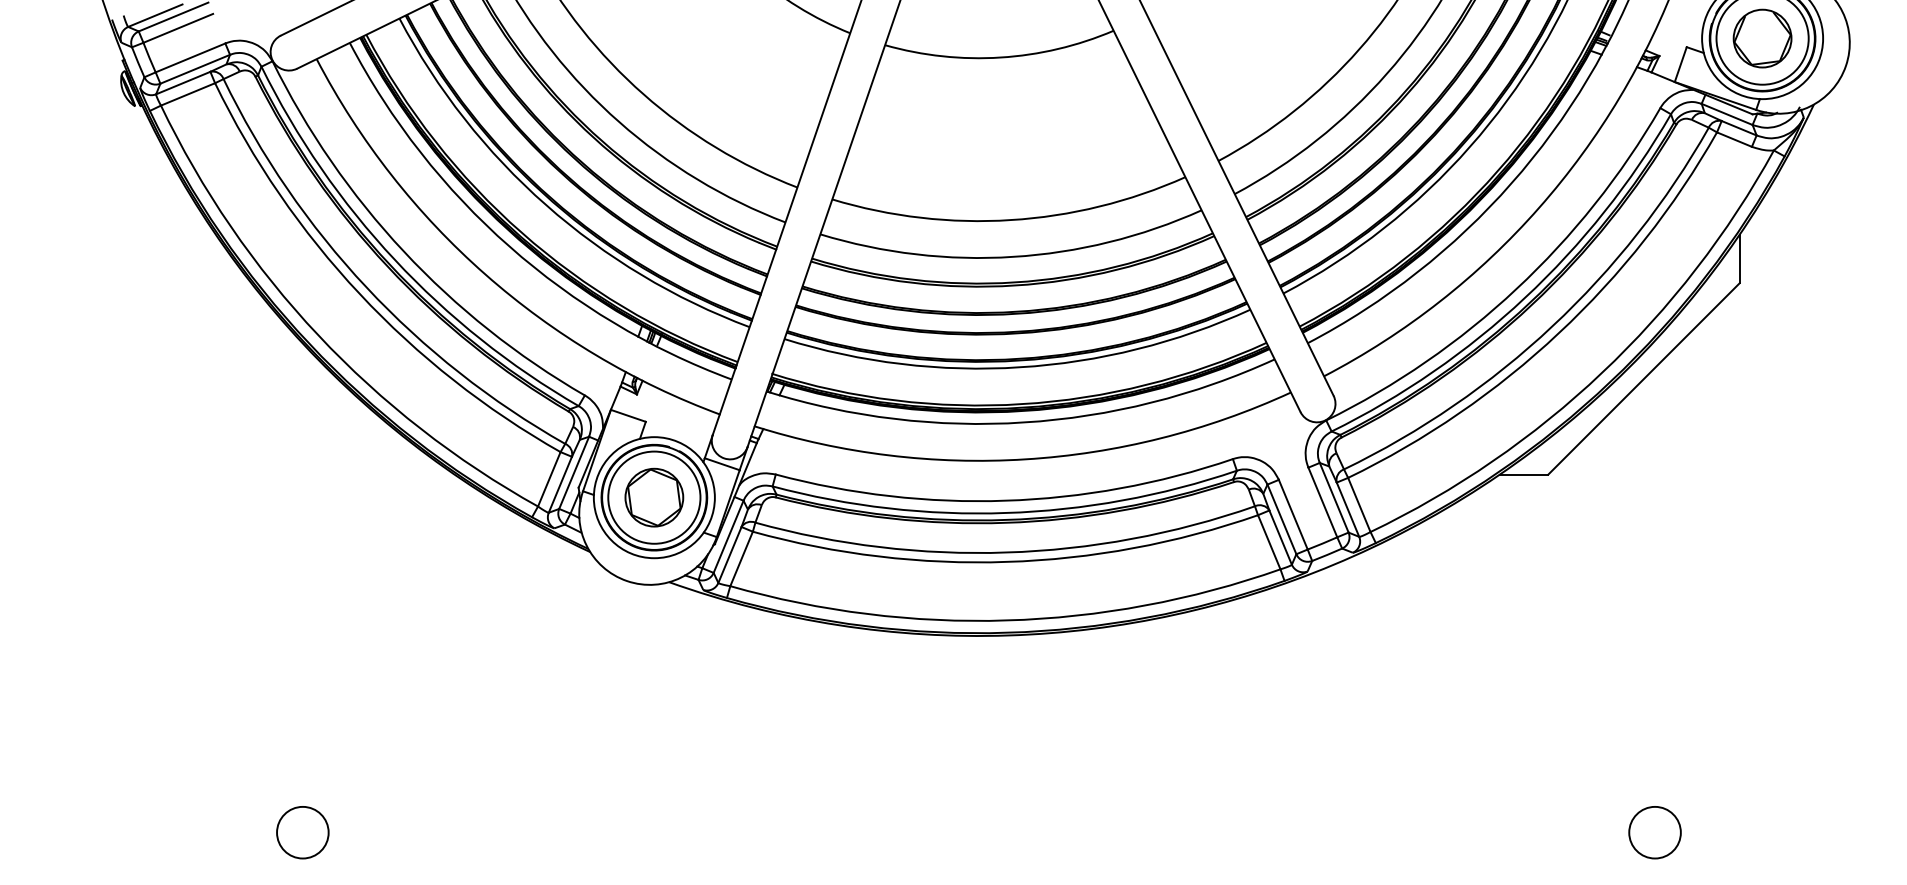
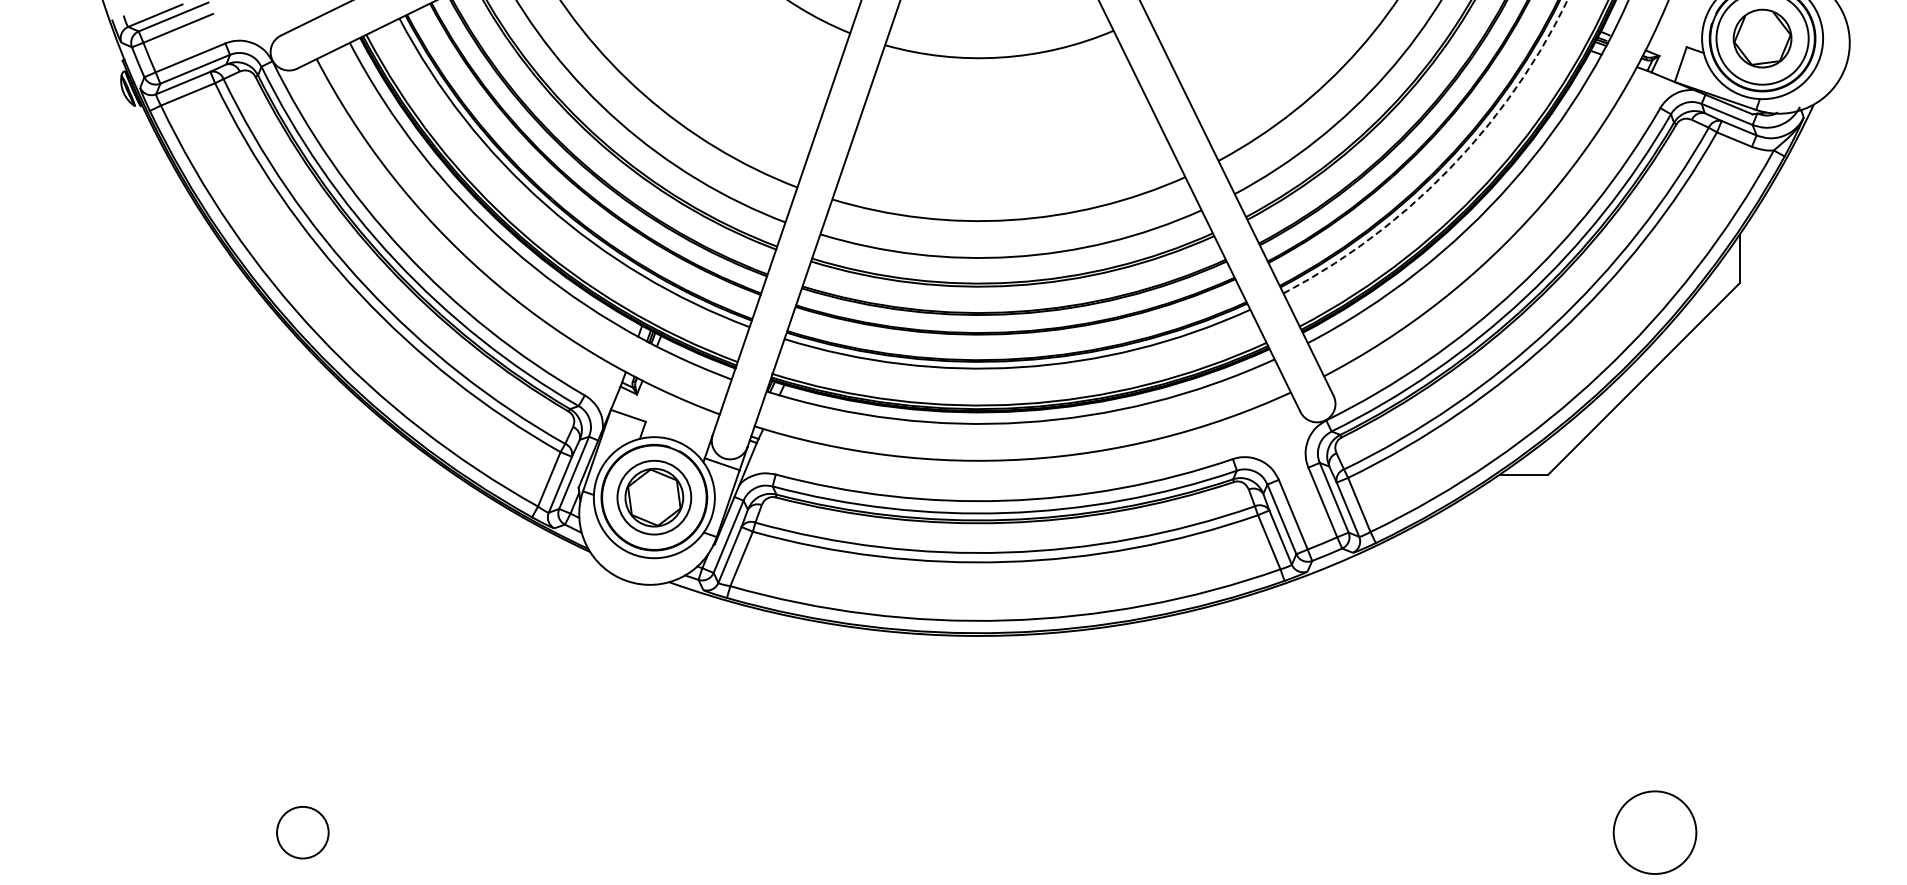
arc: solid -> dashed (1448, 170)
circle diameter: 92 px -> 74 px (654, 497)
circle diameter: 52 px -> 83 px (1654, 832)
